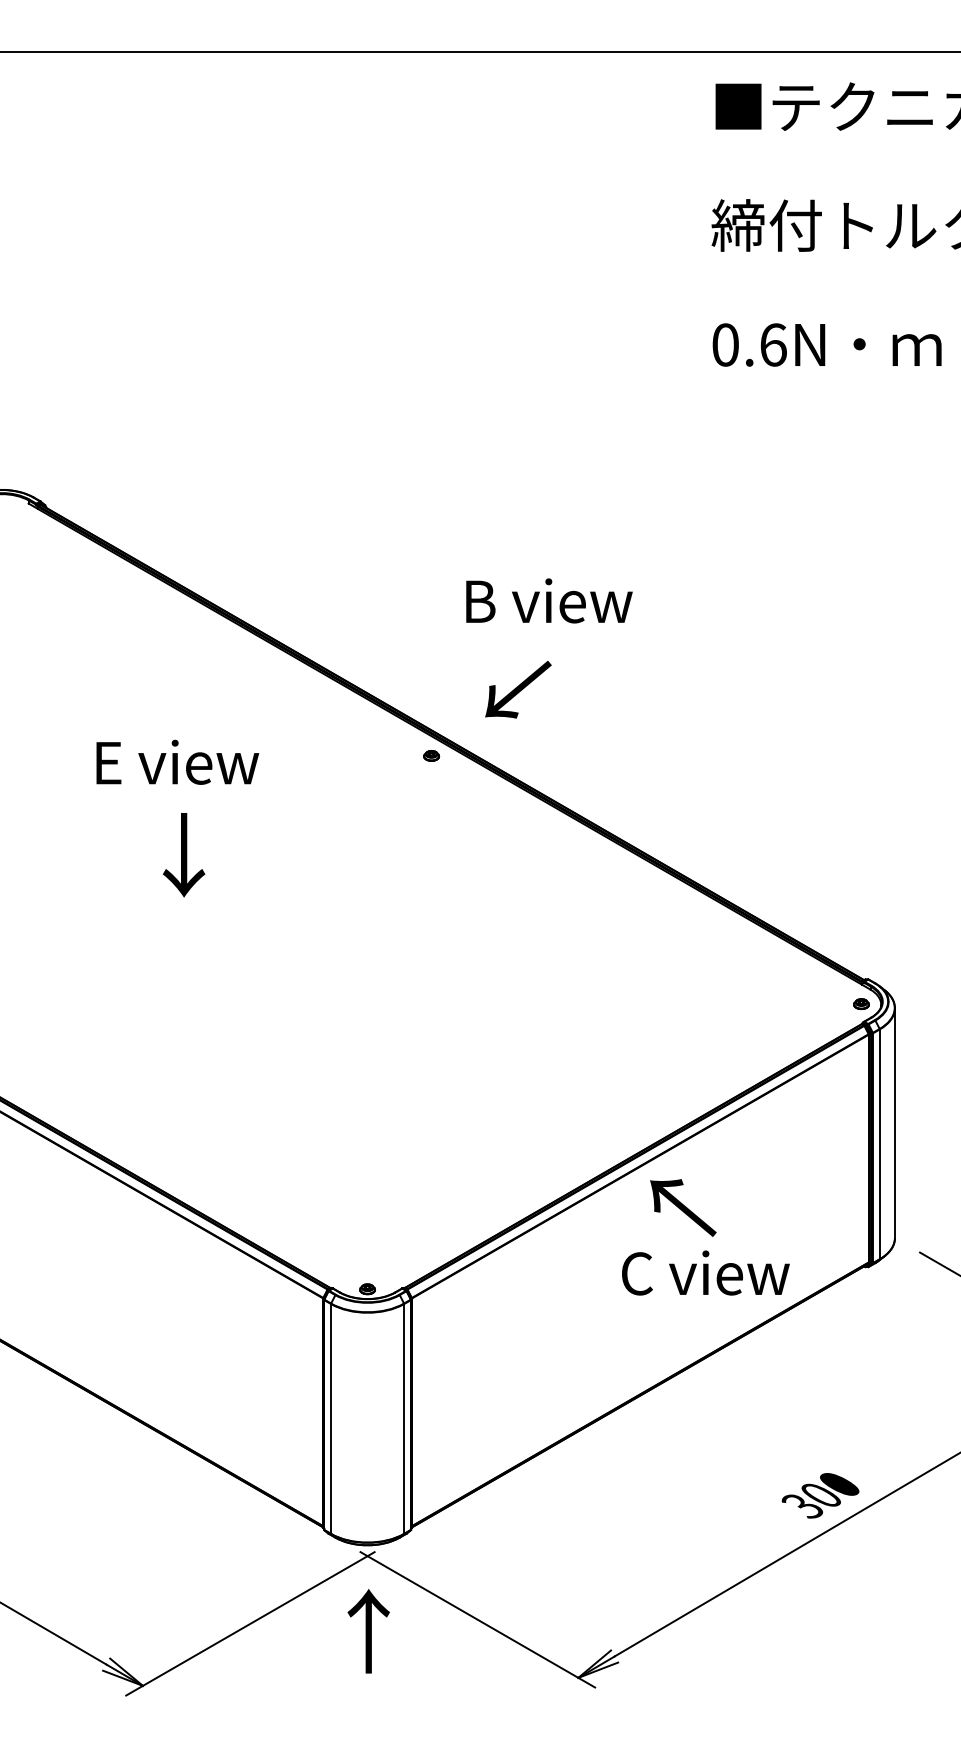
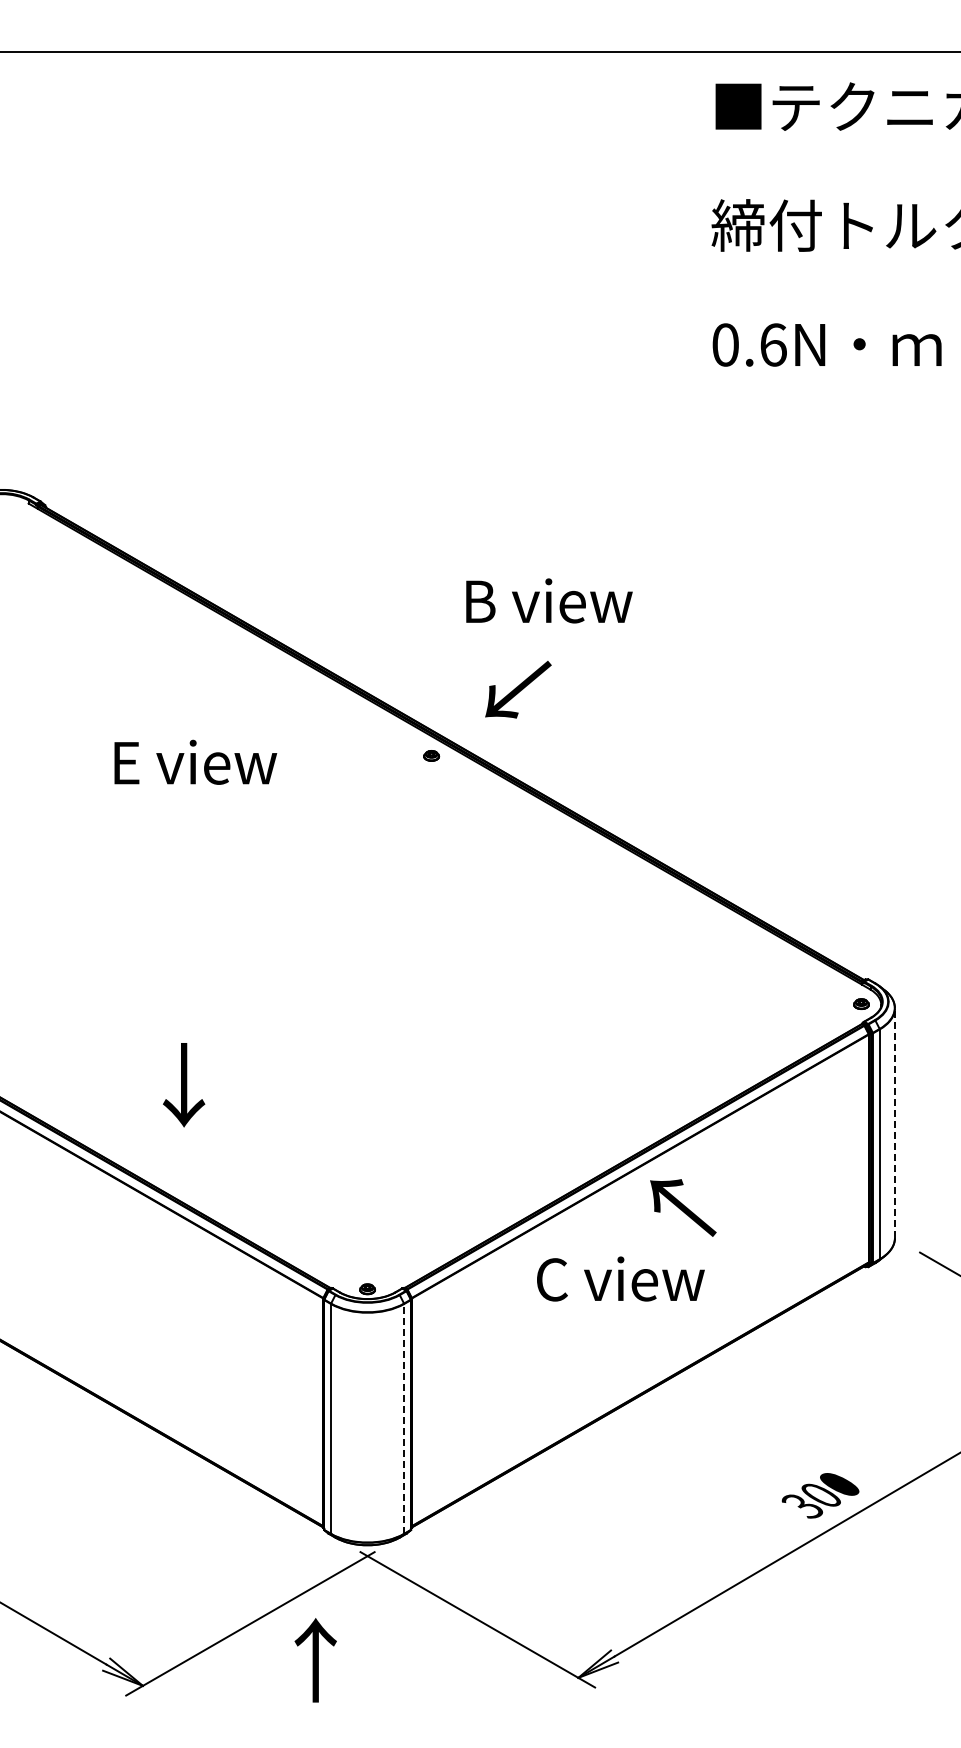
text position: (177, 761) -> (195, 761) (195, 761)
text position: (184, 855) -> (184, 1085) (184, 1085)
line: solid -> dashed (894, 1123)
text position: (705, 1272) -> (620, 1278) (620, 1278)
line: solid -> dashed (404, 1418)
text position: (368, 1631) -> (315, 1660) (315, 1660)
